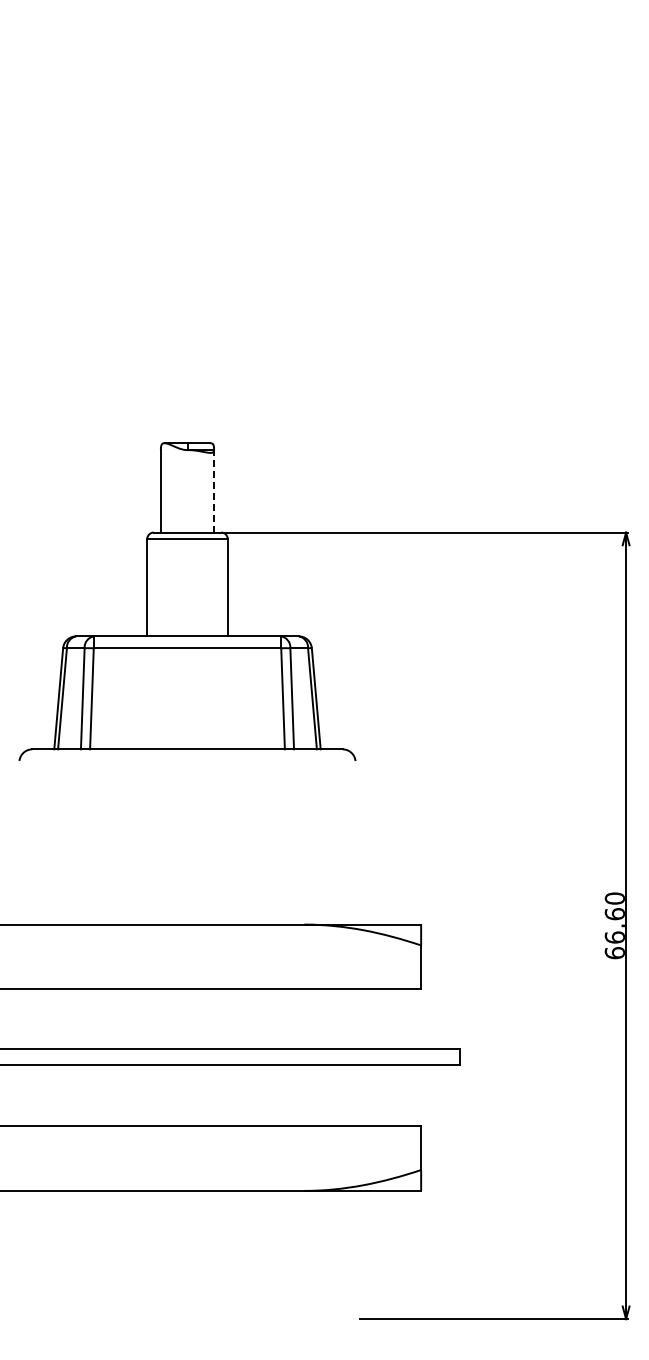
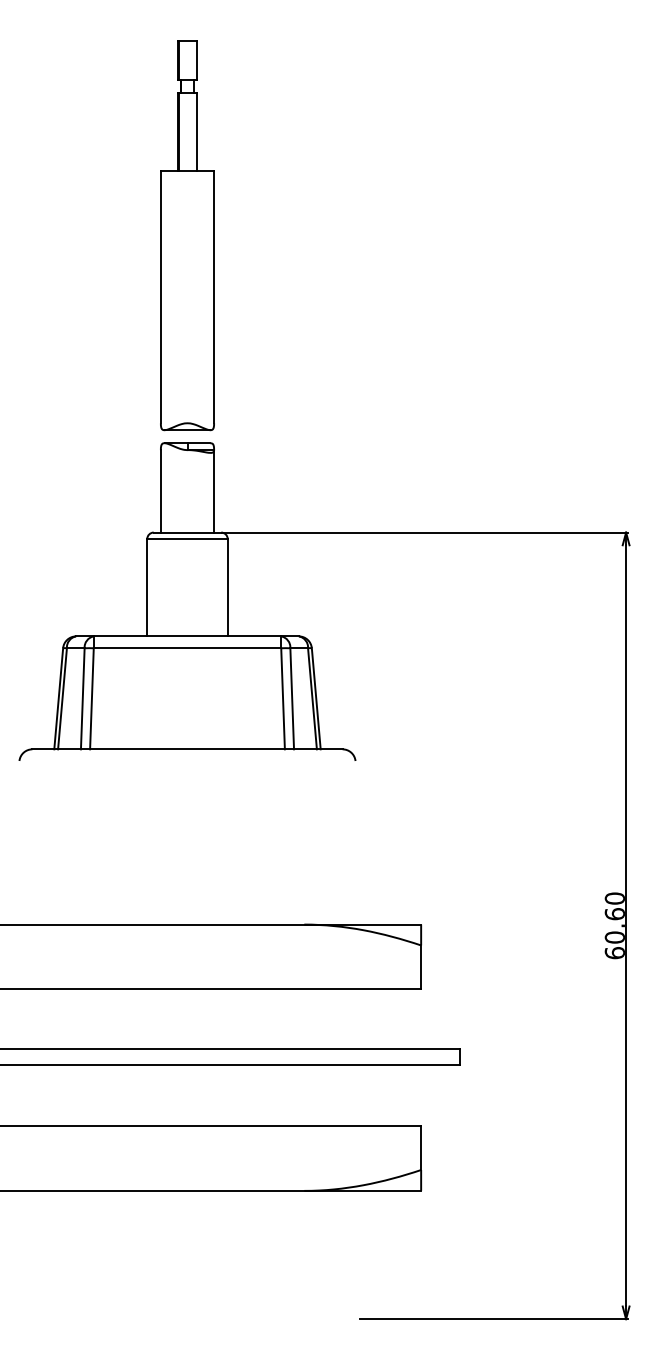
part: none -> present (187, 235)
line: dashed -> solid (214, 491)
text: 66.60 -> 60.60 (614, 937)
